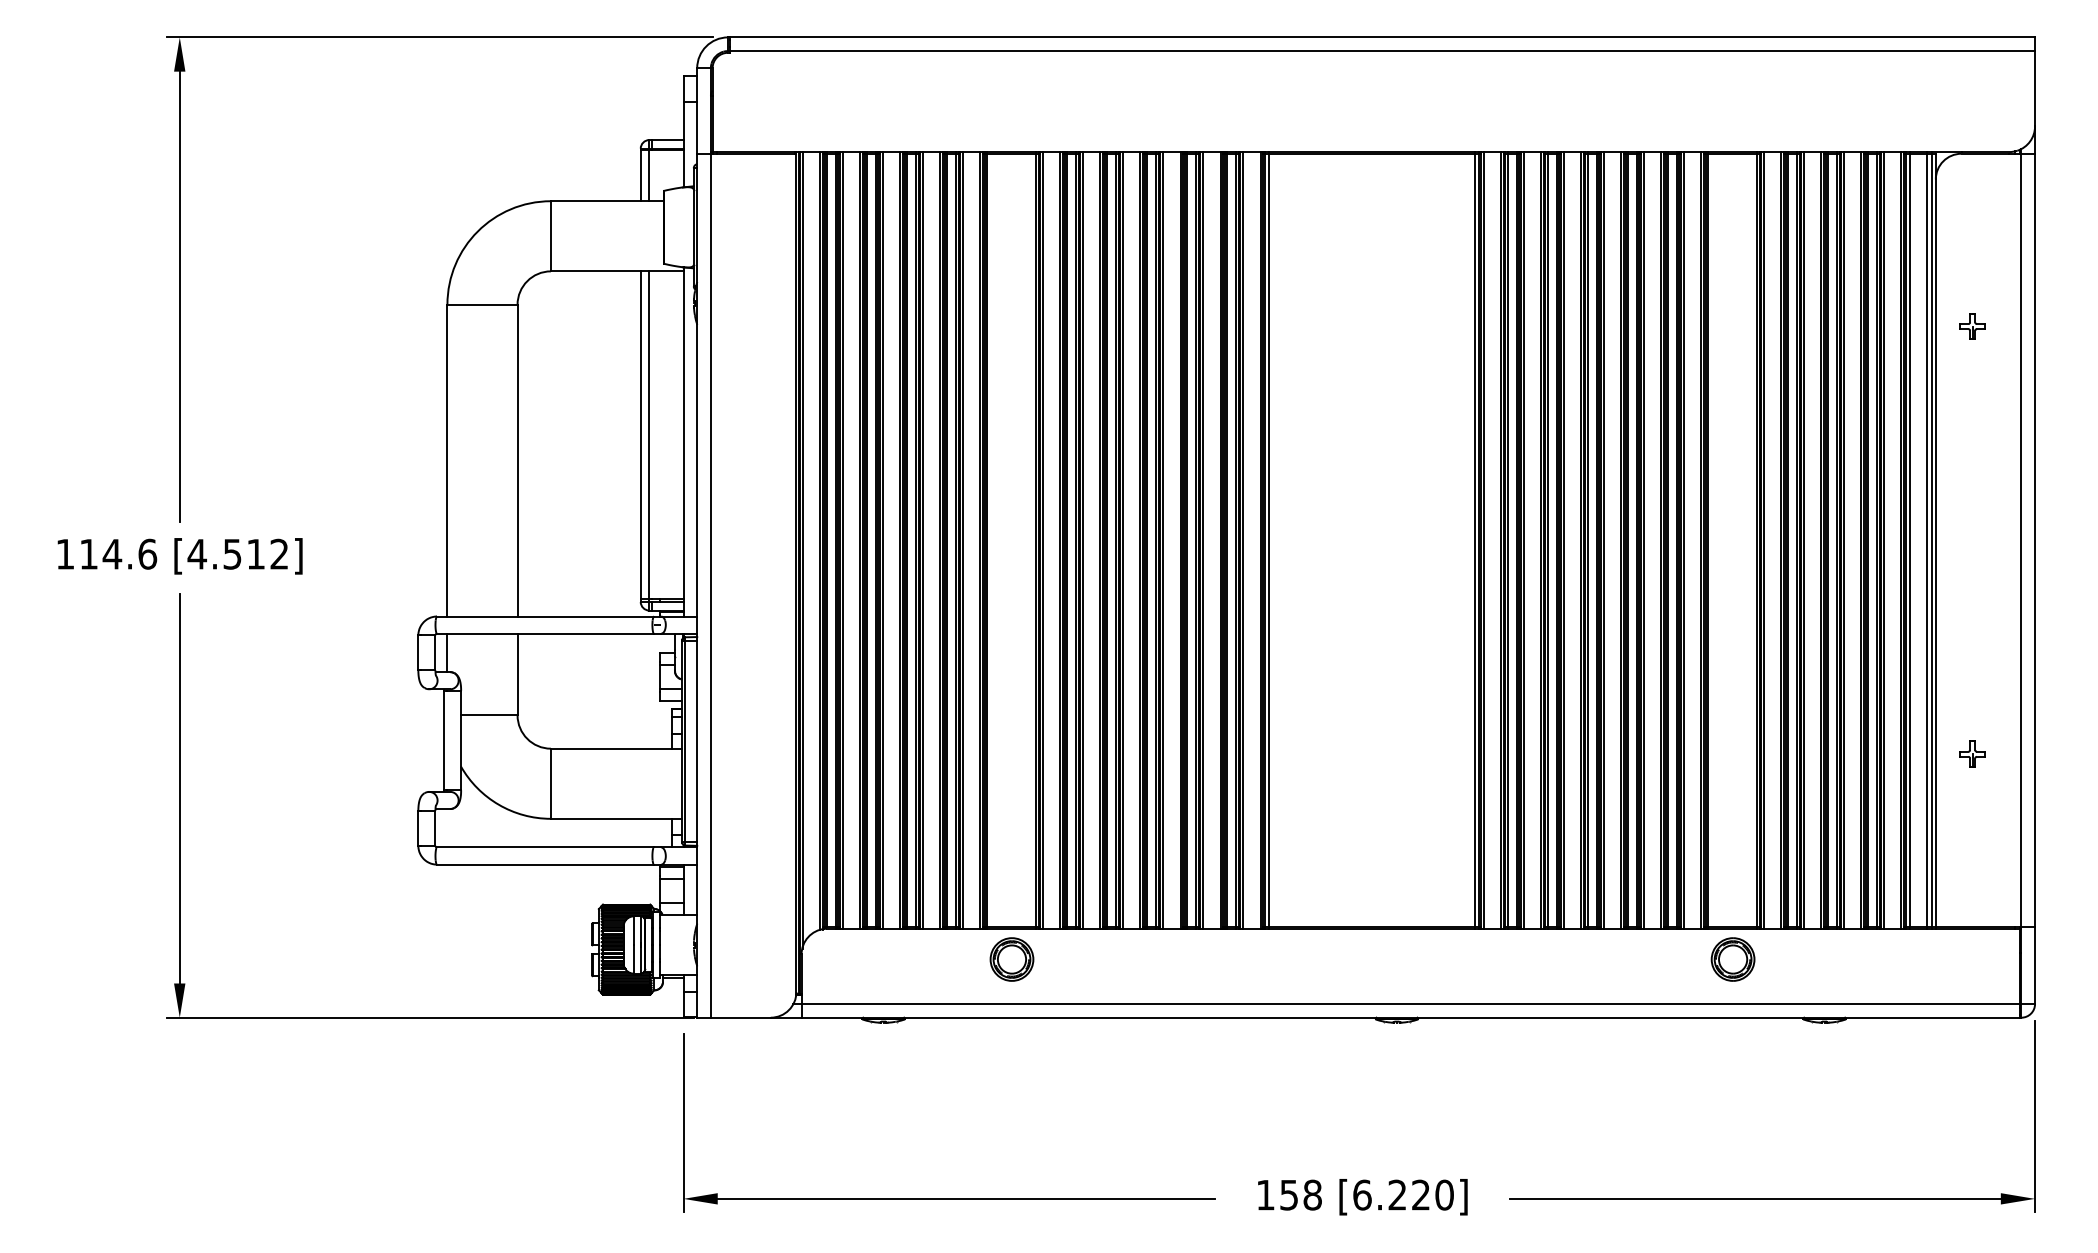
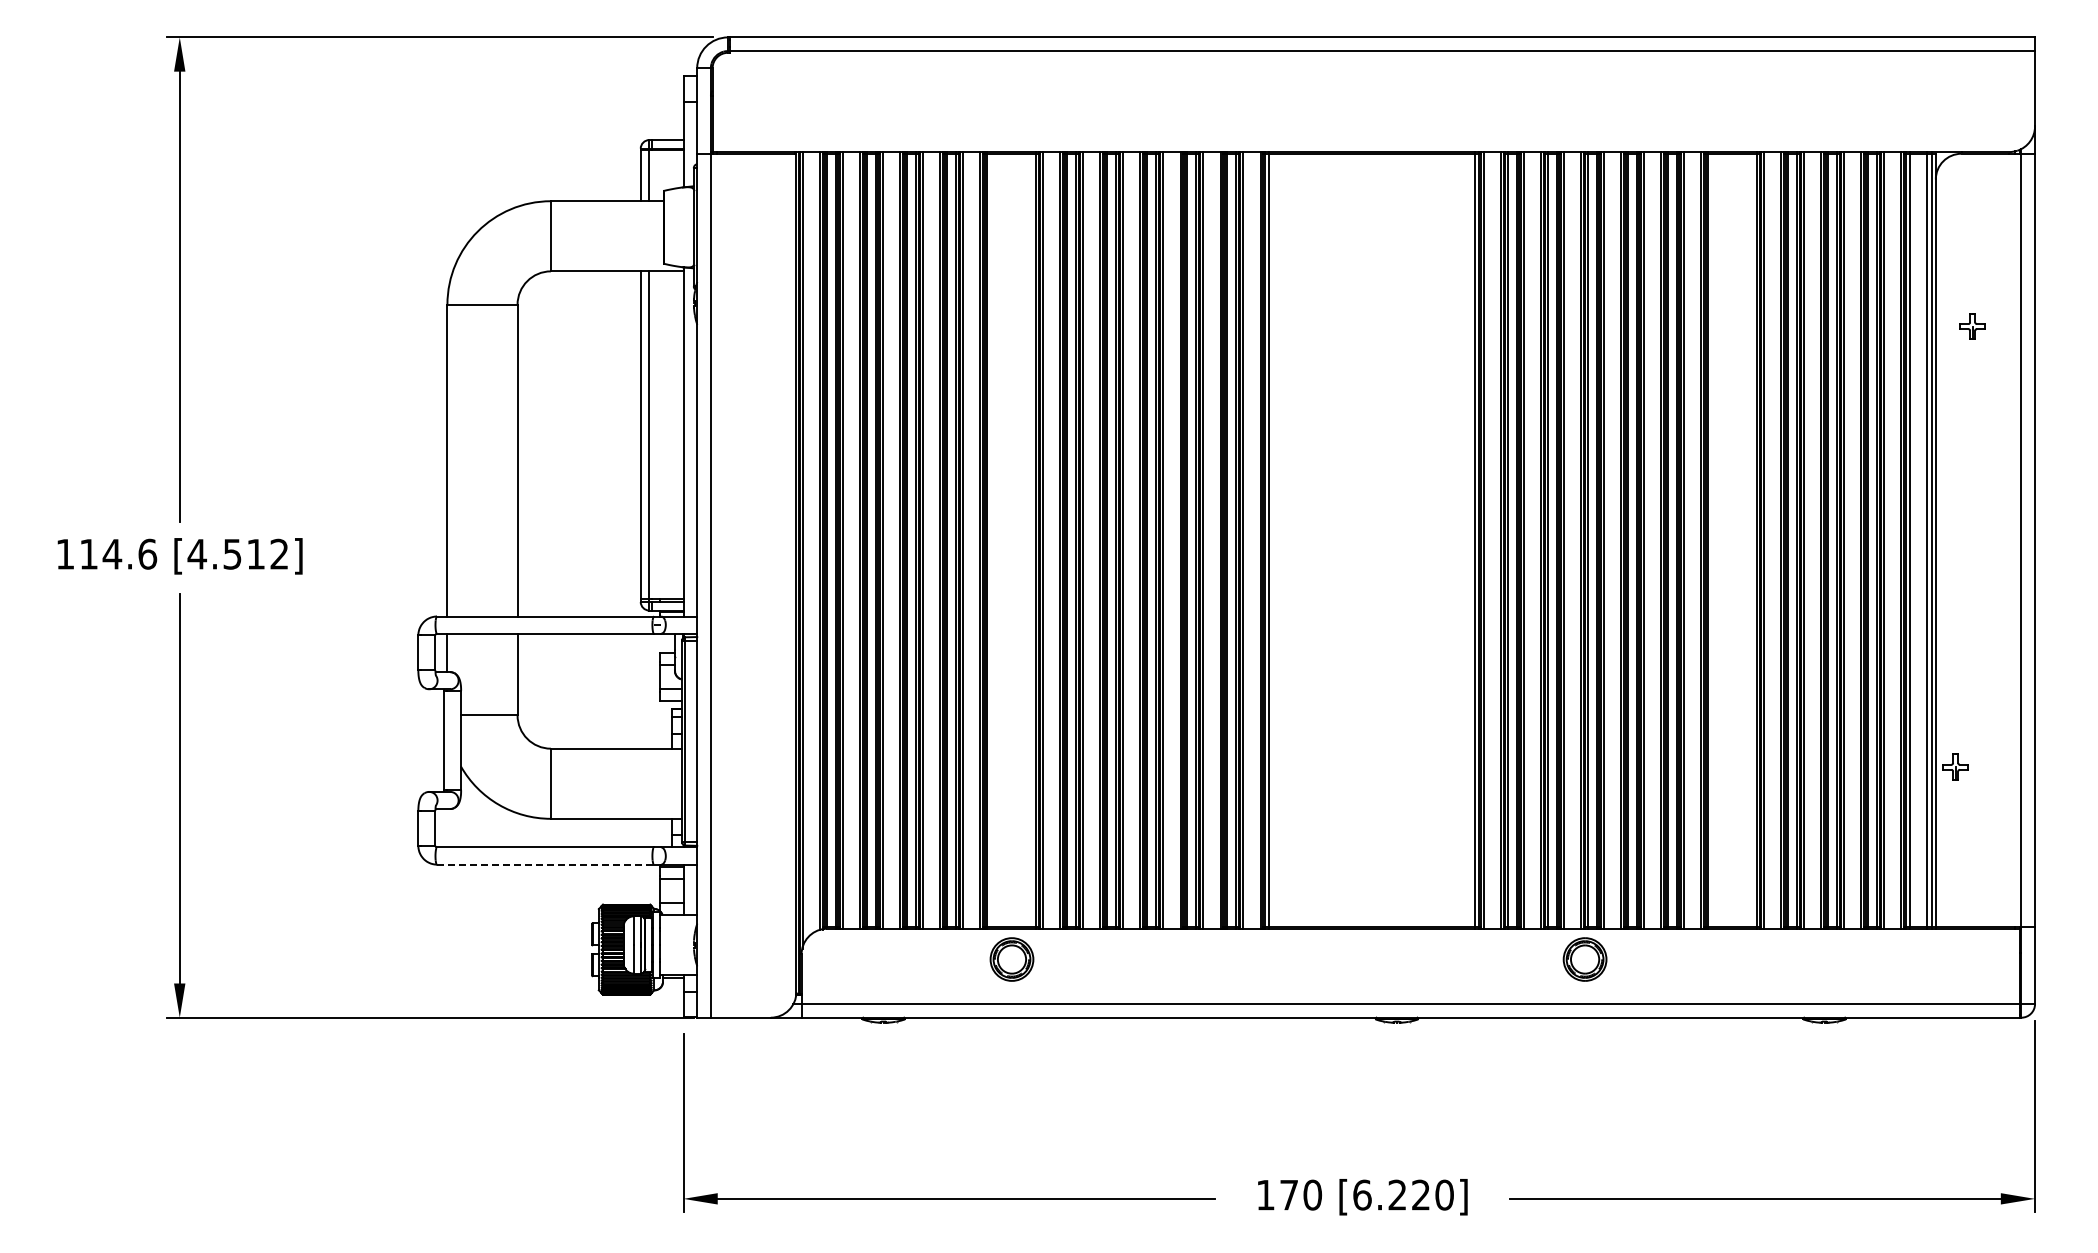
part position: (1972, 753) -> (1955, 766) (1955, 766)
line: solid -> dashed (545, 864)
part position: (1732, 959) -> (1584, 959) (1584, 959)
text: 158 -> 170 (1301, 1195)
